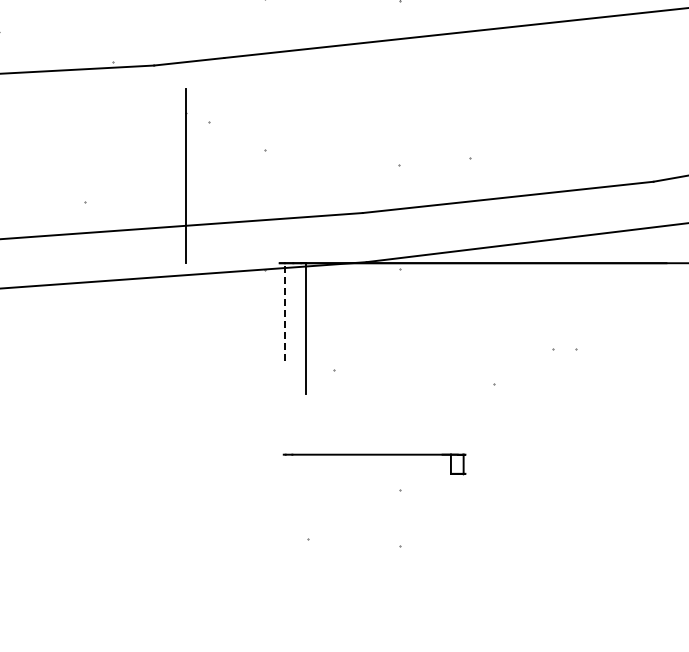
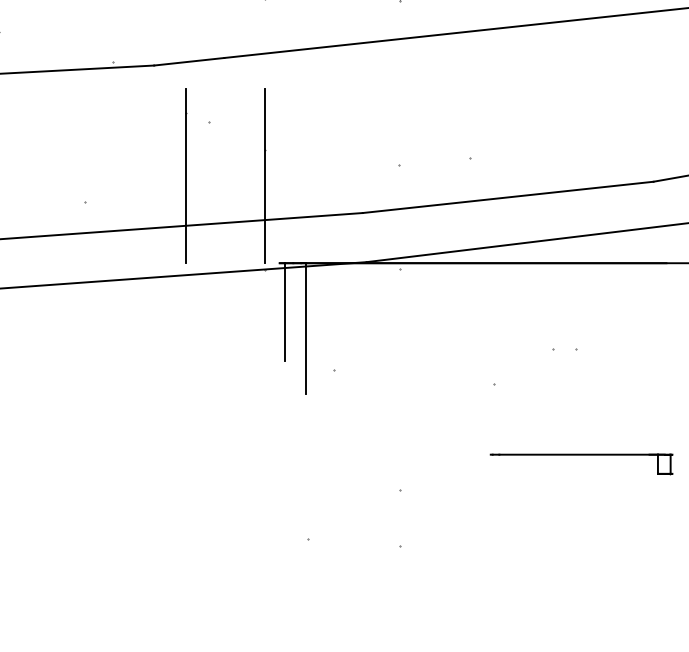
line: none -> present (264, 175)
line: dashed -> solid (284, 312)
part position: (374, 455) -> (581, 455) (581, 455)
